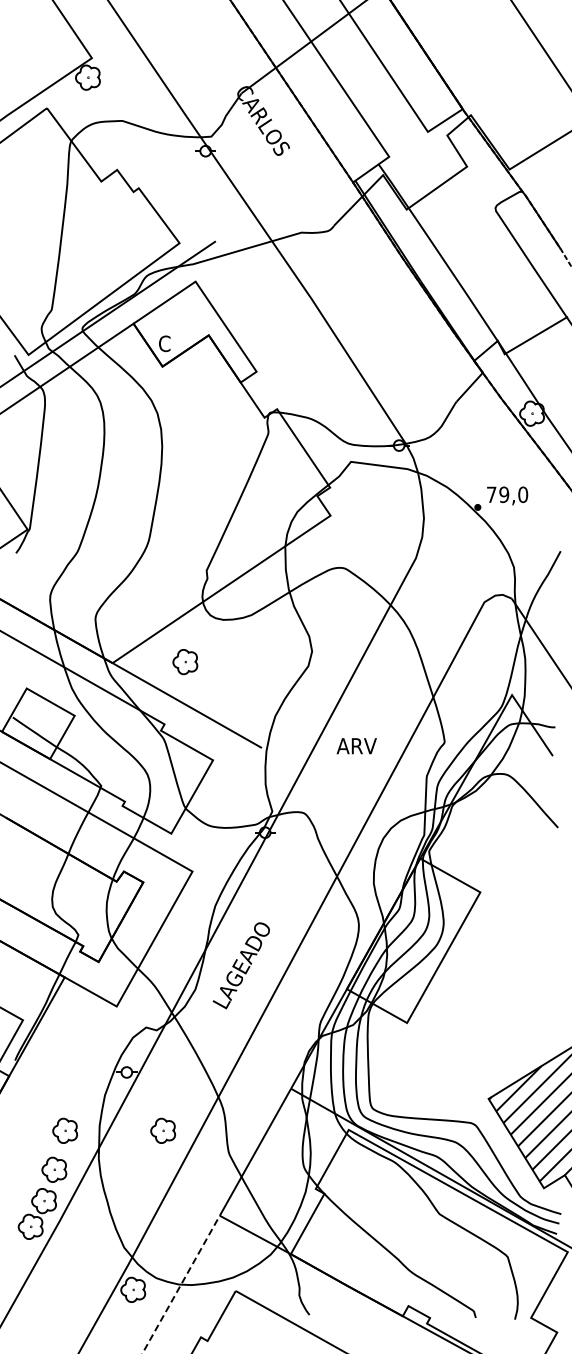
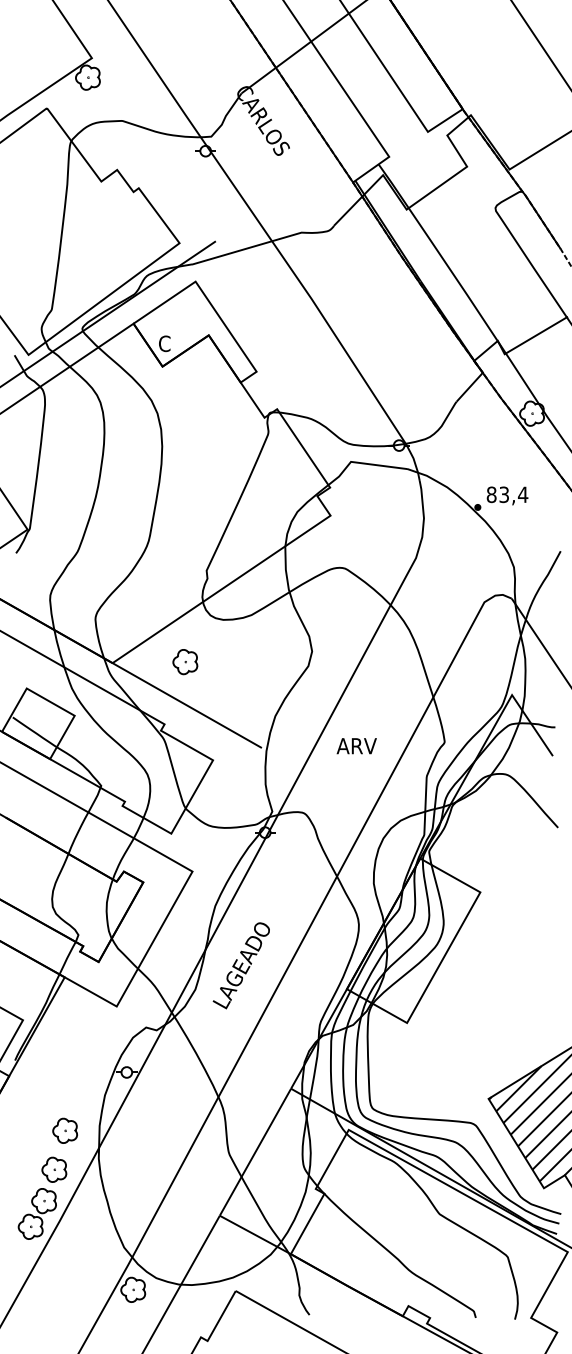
text: 79,0 -> 83,4 (507, 494)
part: present -> none (162, 1130)
line: dashed -> solid (181, 1284)
